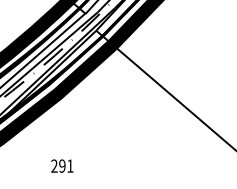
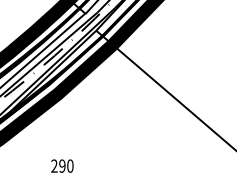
text: 291 -> 290 (70, 165)
